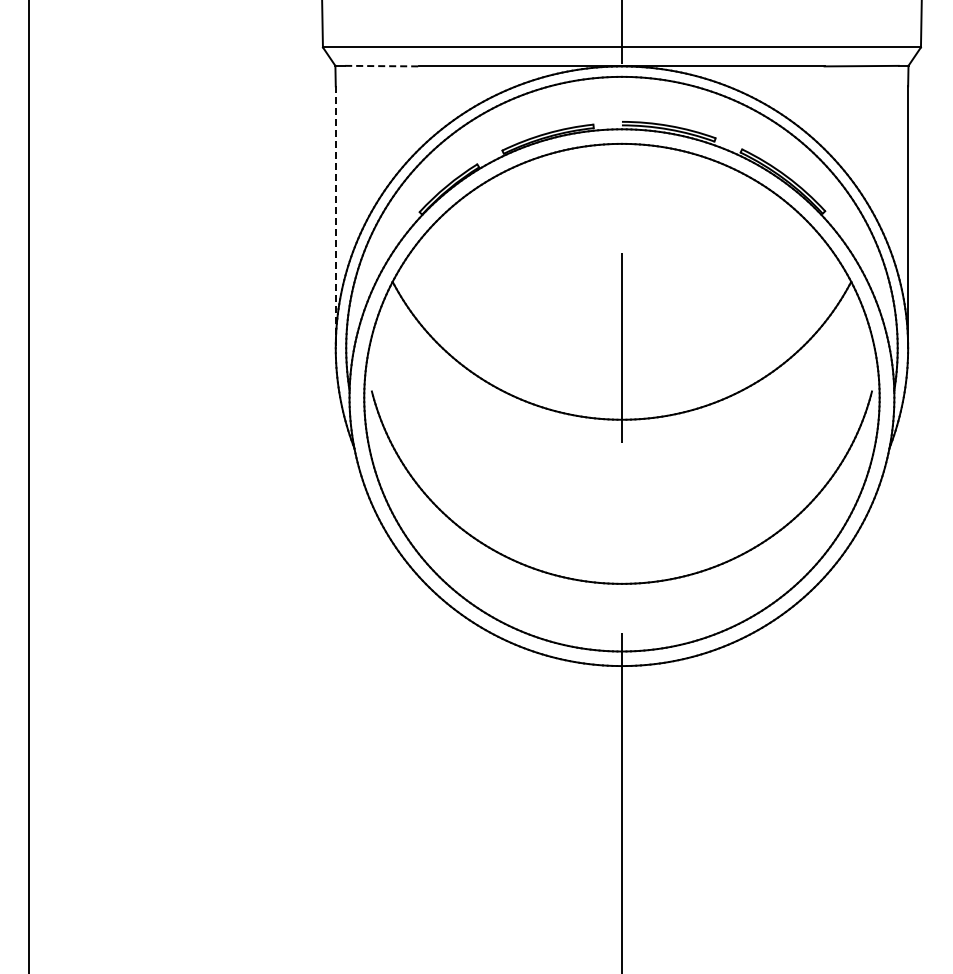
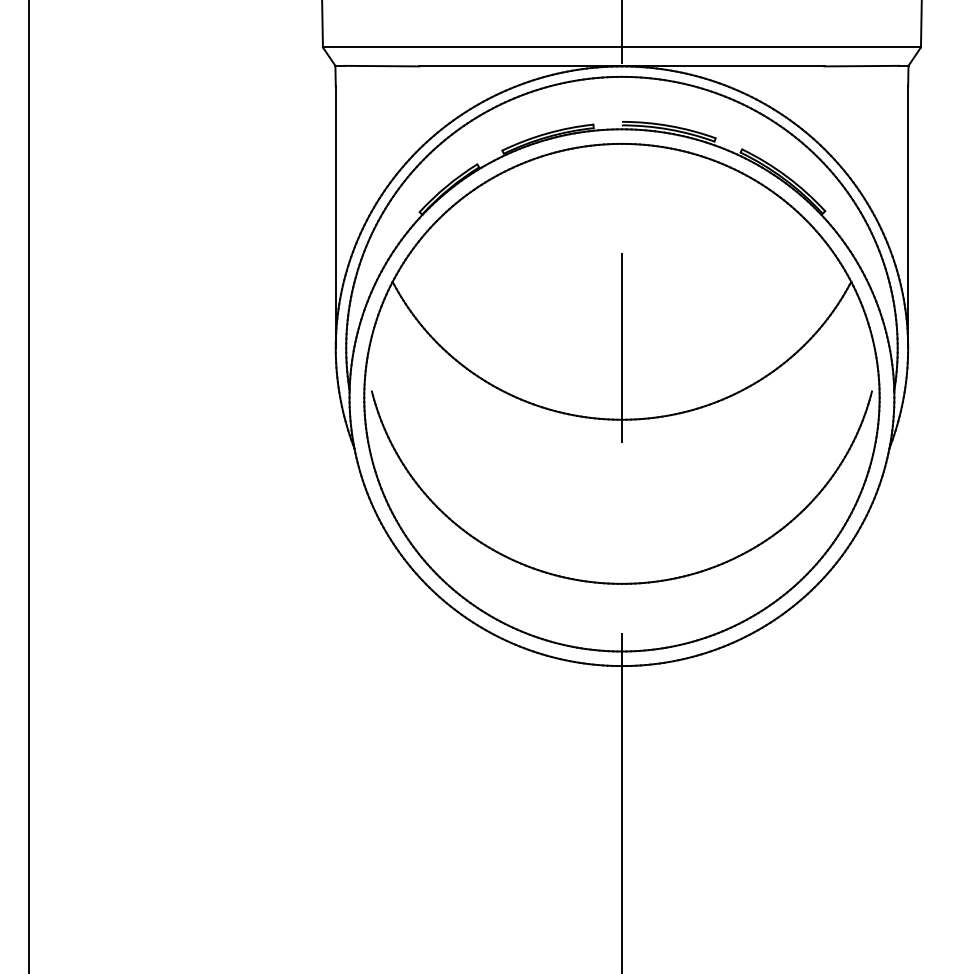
line: dashed -> solid (382, 66)
line: dashed -> solid (335, 217)
